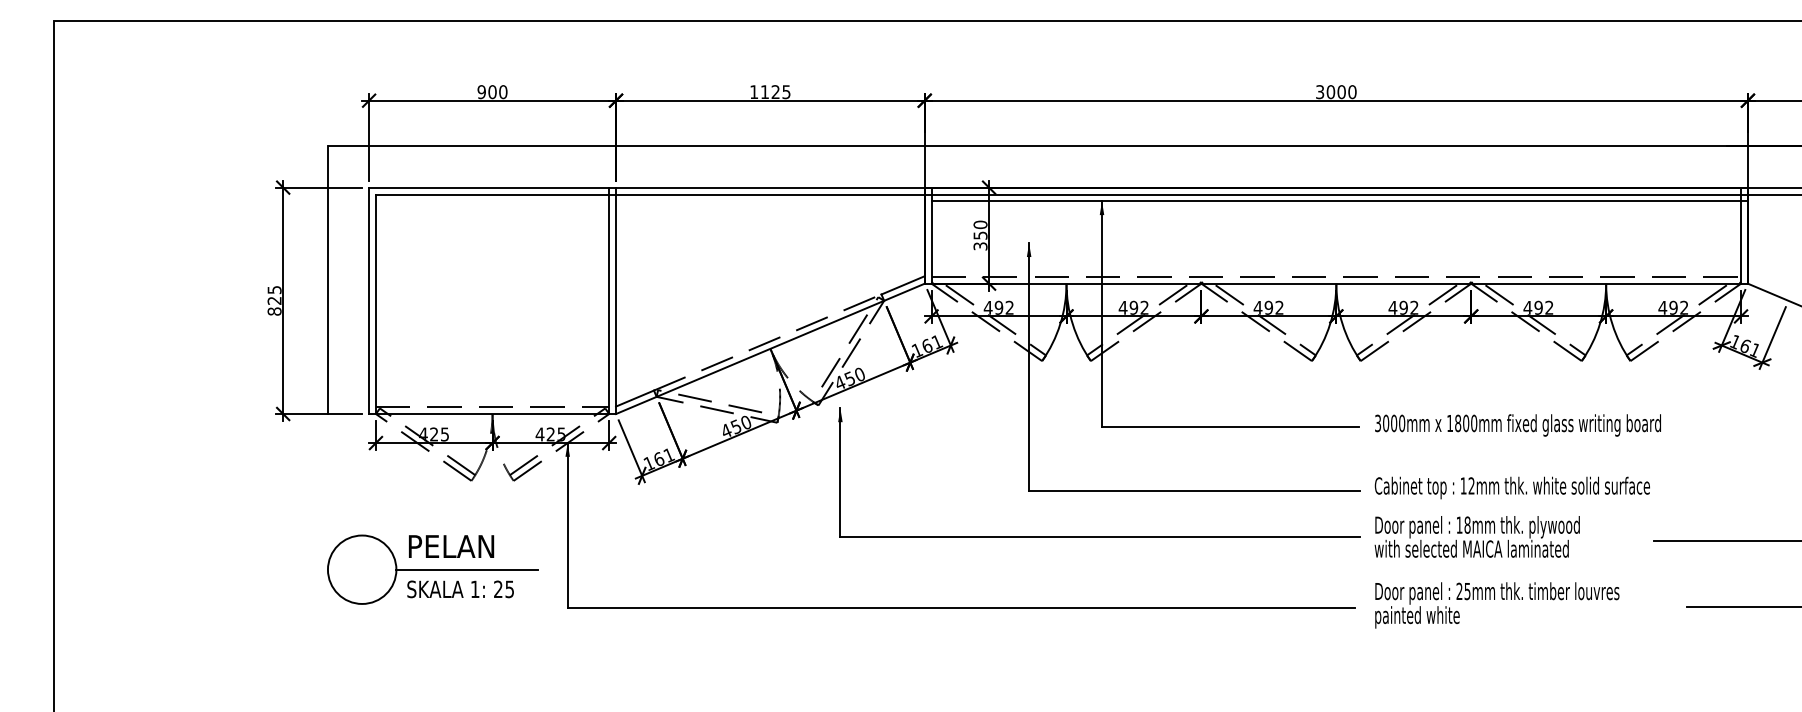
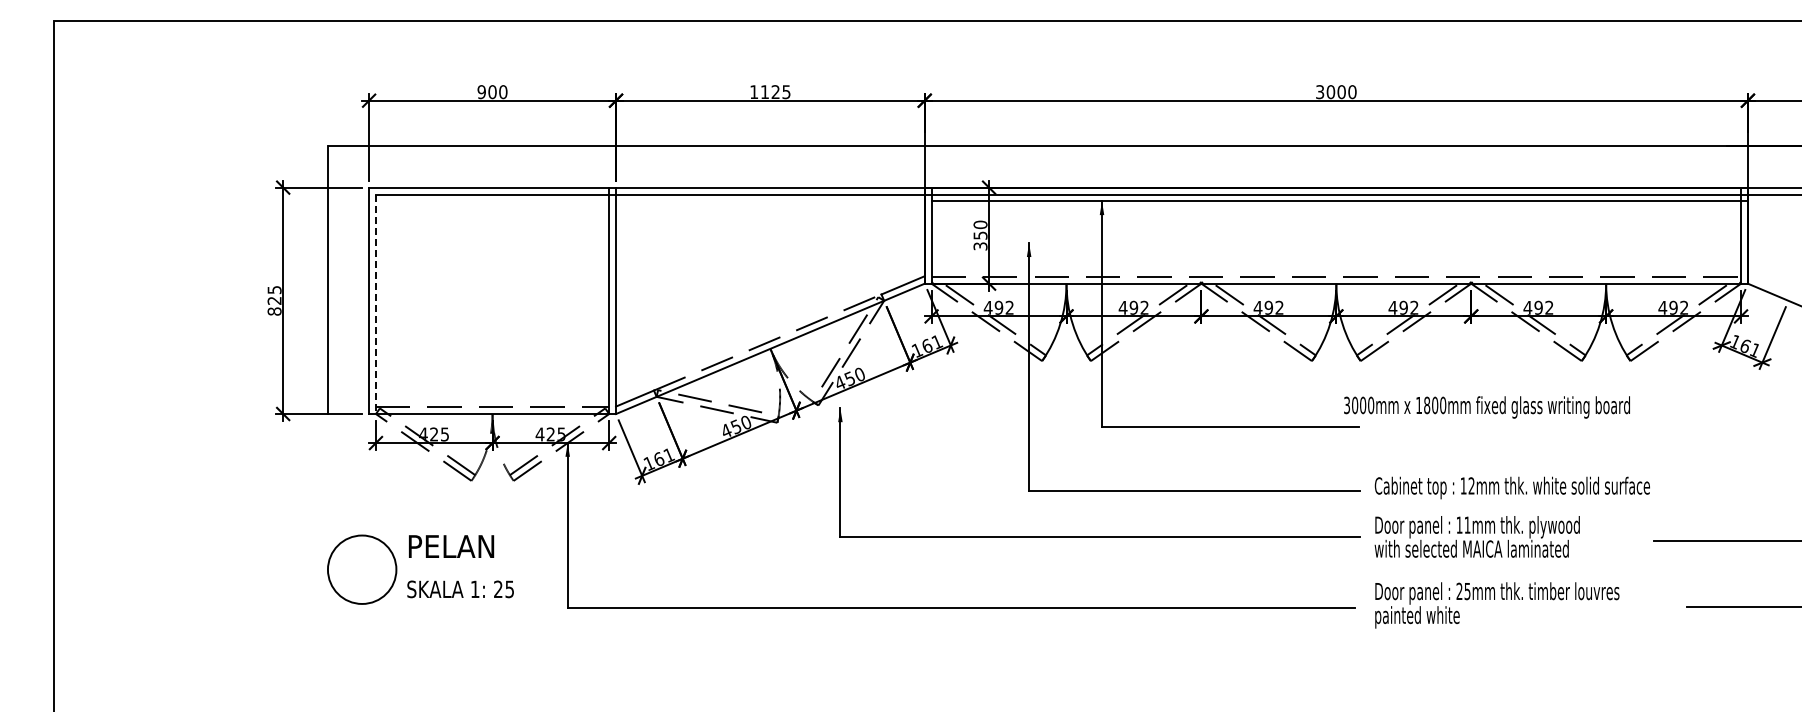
line: solid -> dashed (375, 304)
text position: (1517, 425) -> (1486, 407) (1486, 407)
text: 18mm -> 11mm (1467, 524)
line: present -> none (467, 569)
